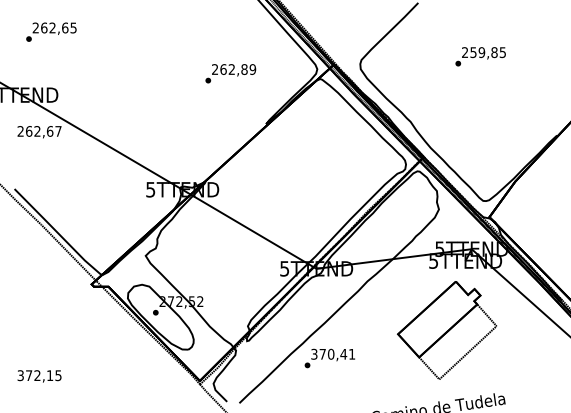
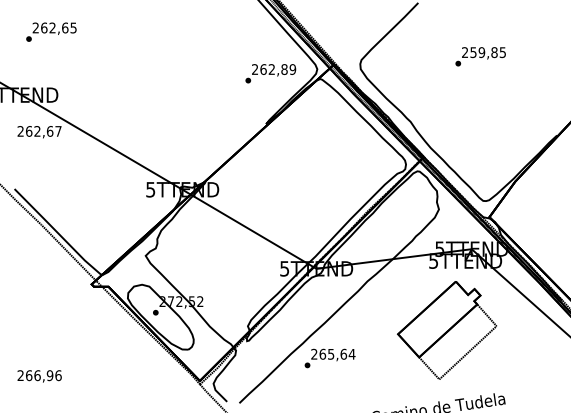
text position: (230, 73) -> (270, 73) (270, 73)
text: 370,41 -> 265,64 (333, 353)
text: 372,15 -> 266,96 (39, 375)
